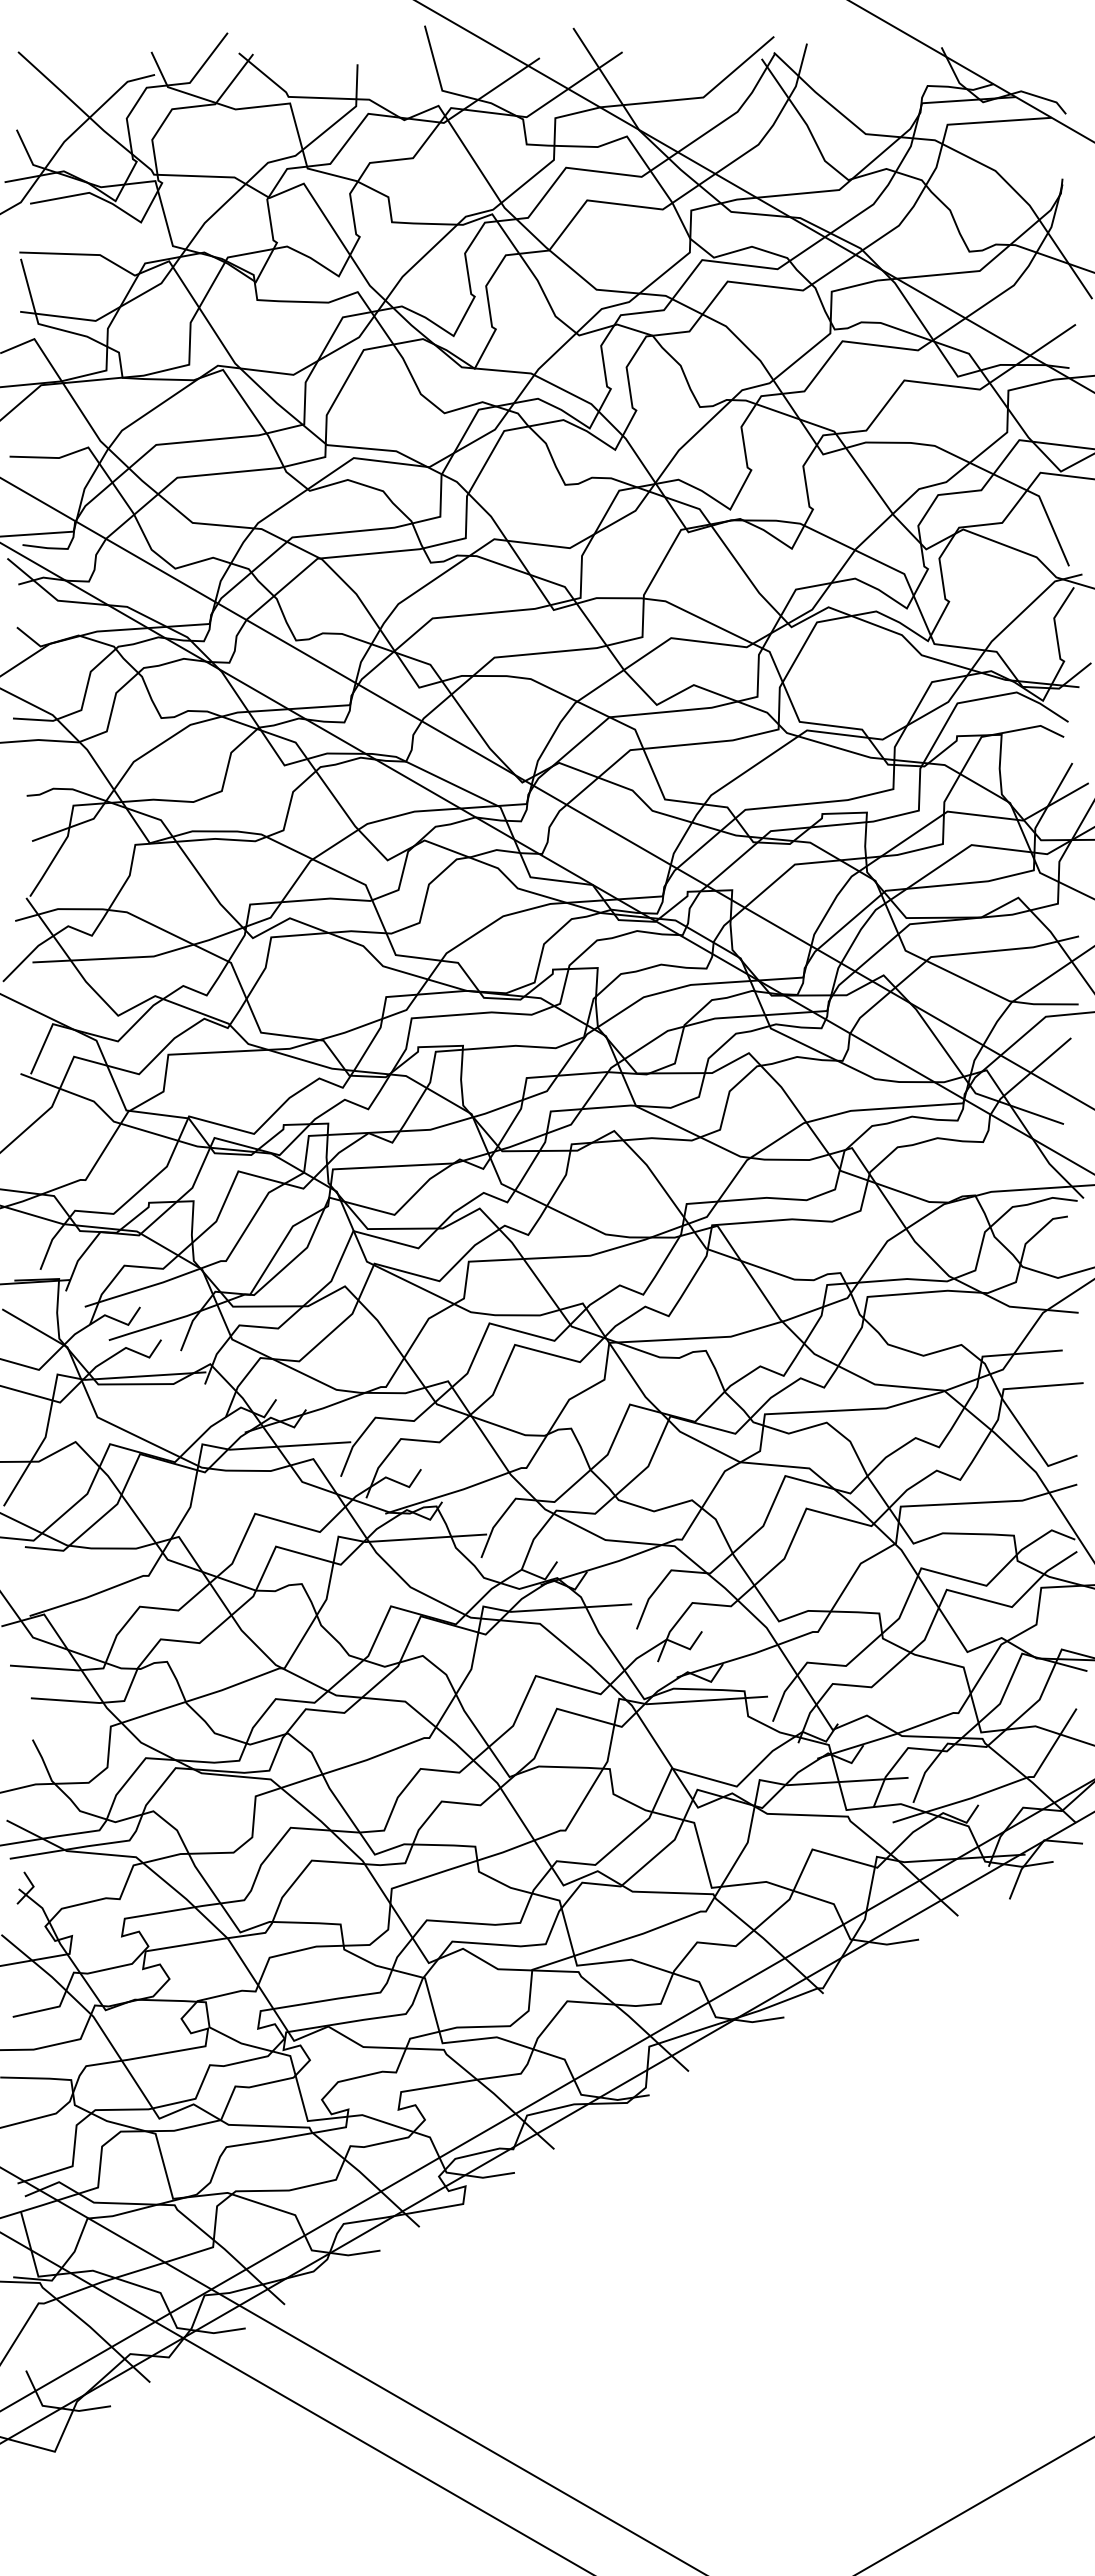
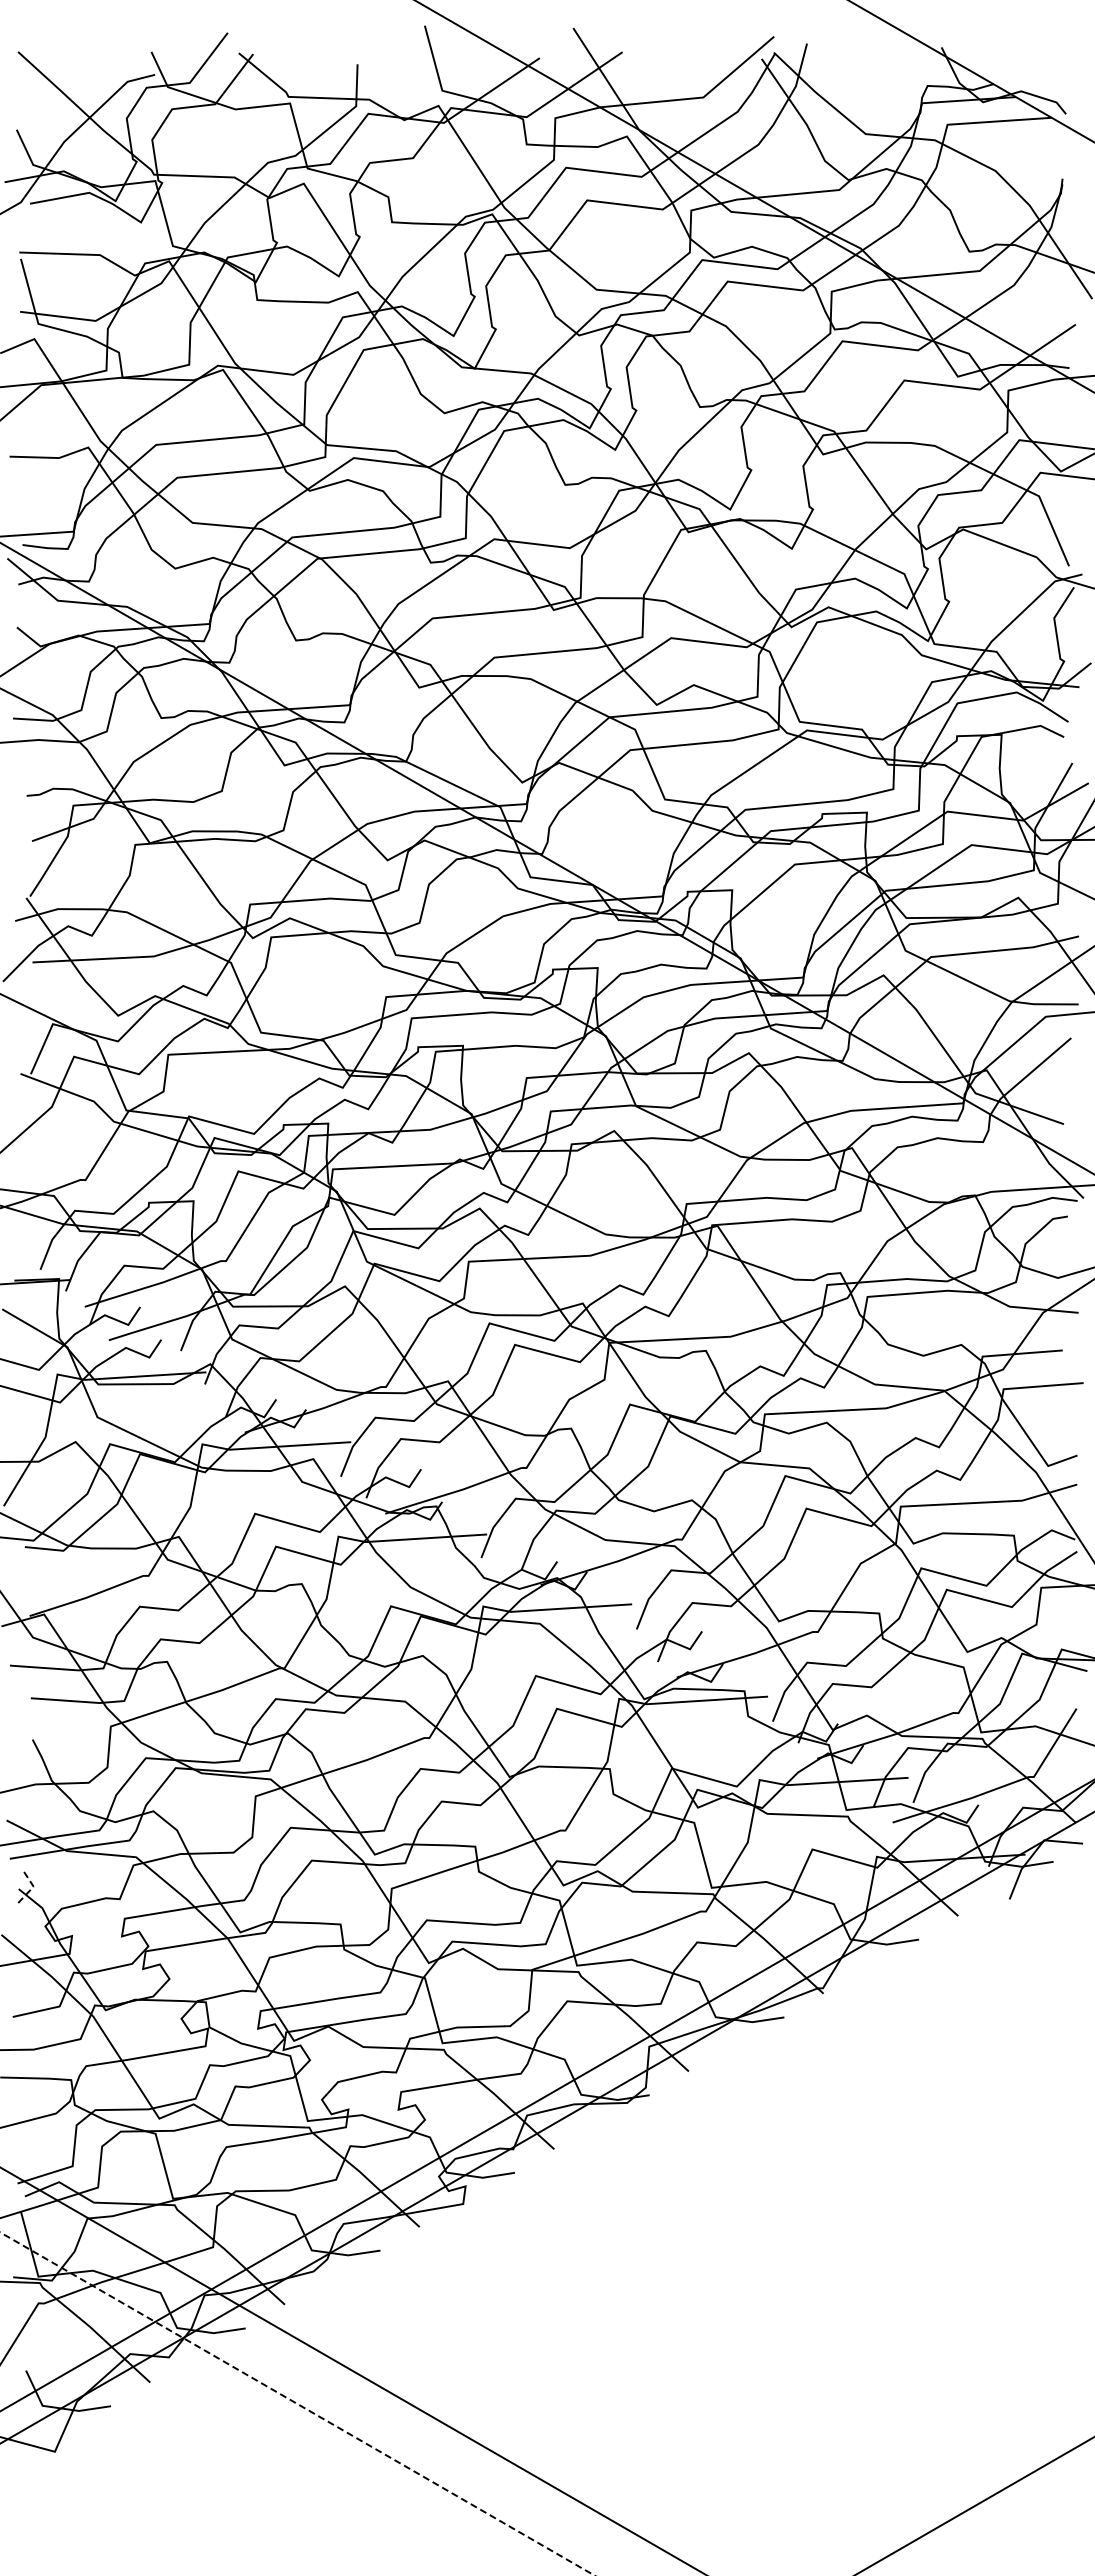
line: present -> none (546, 793)
line: solid -> dashed (31, 1888)
line: solid -> dashed (297, 2404)
